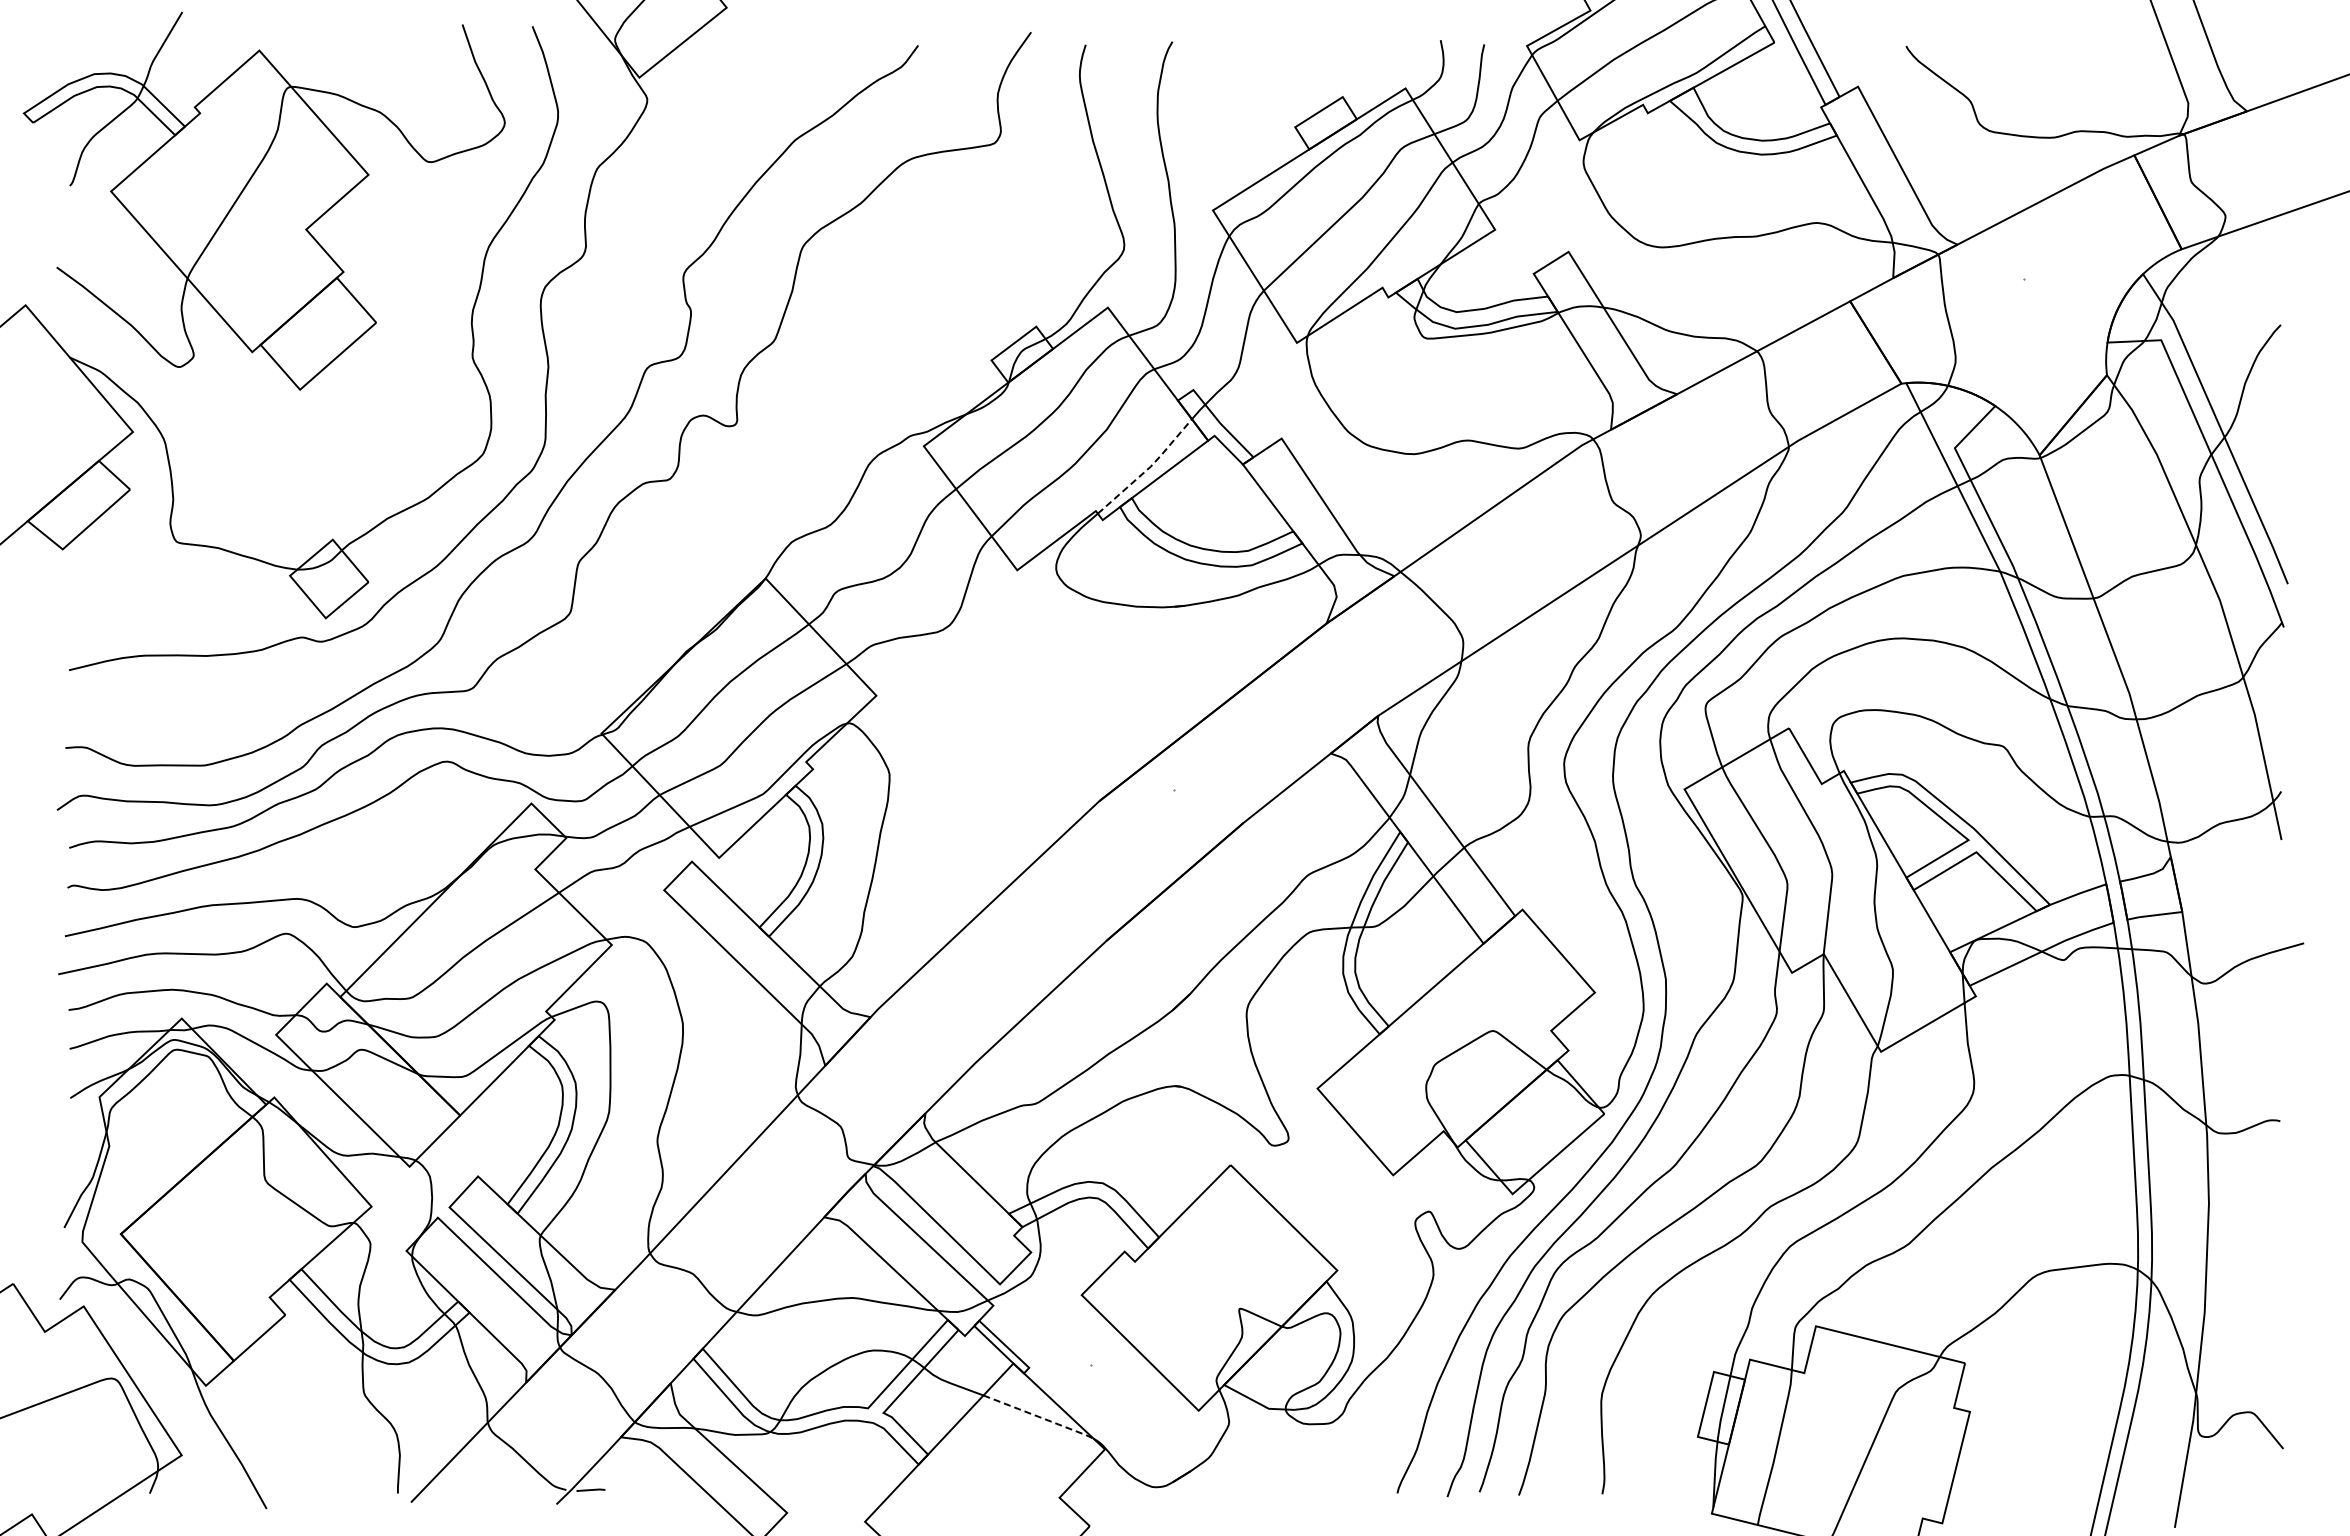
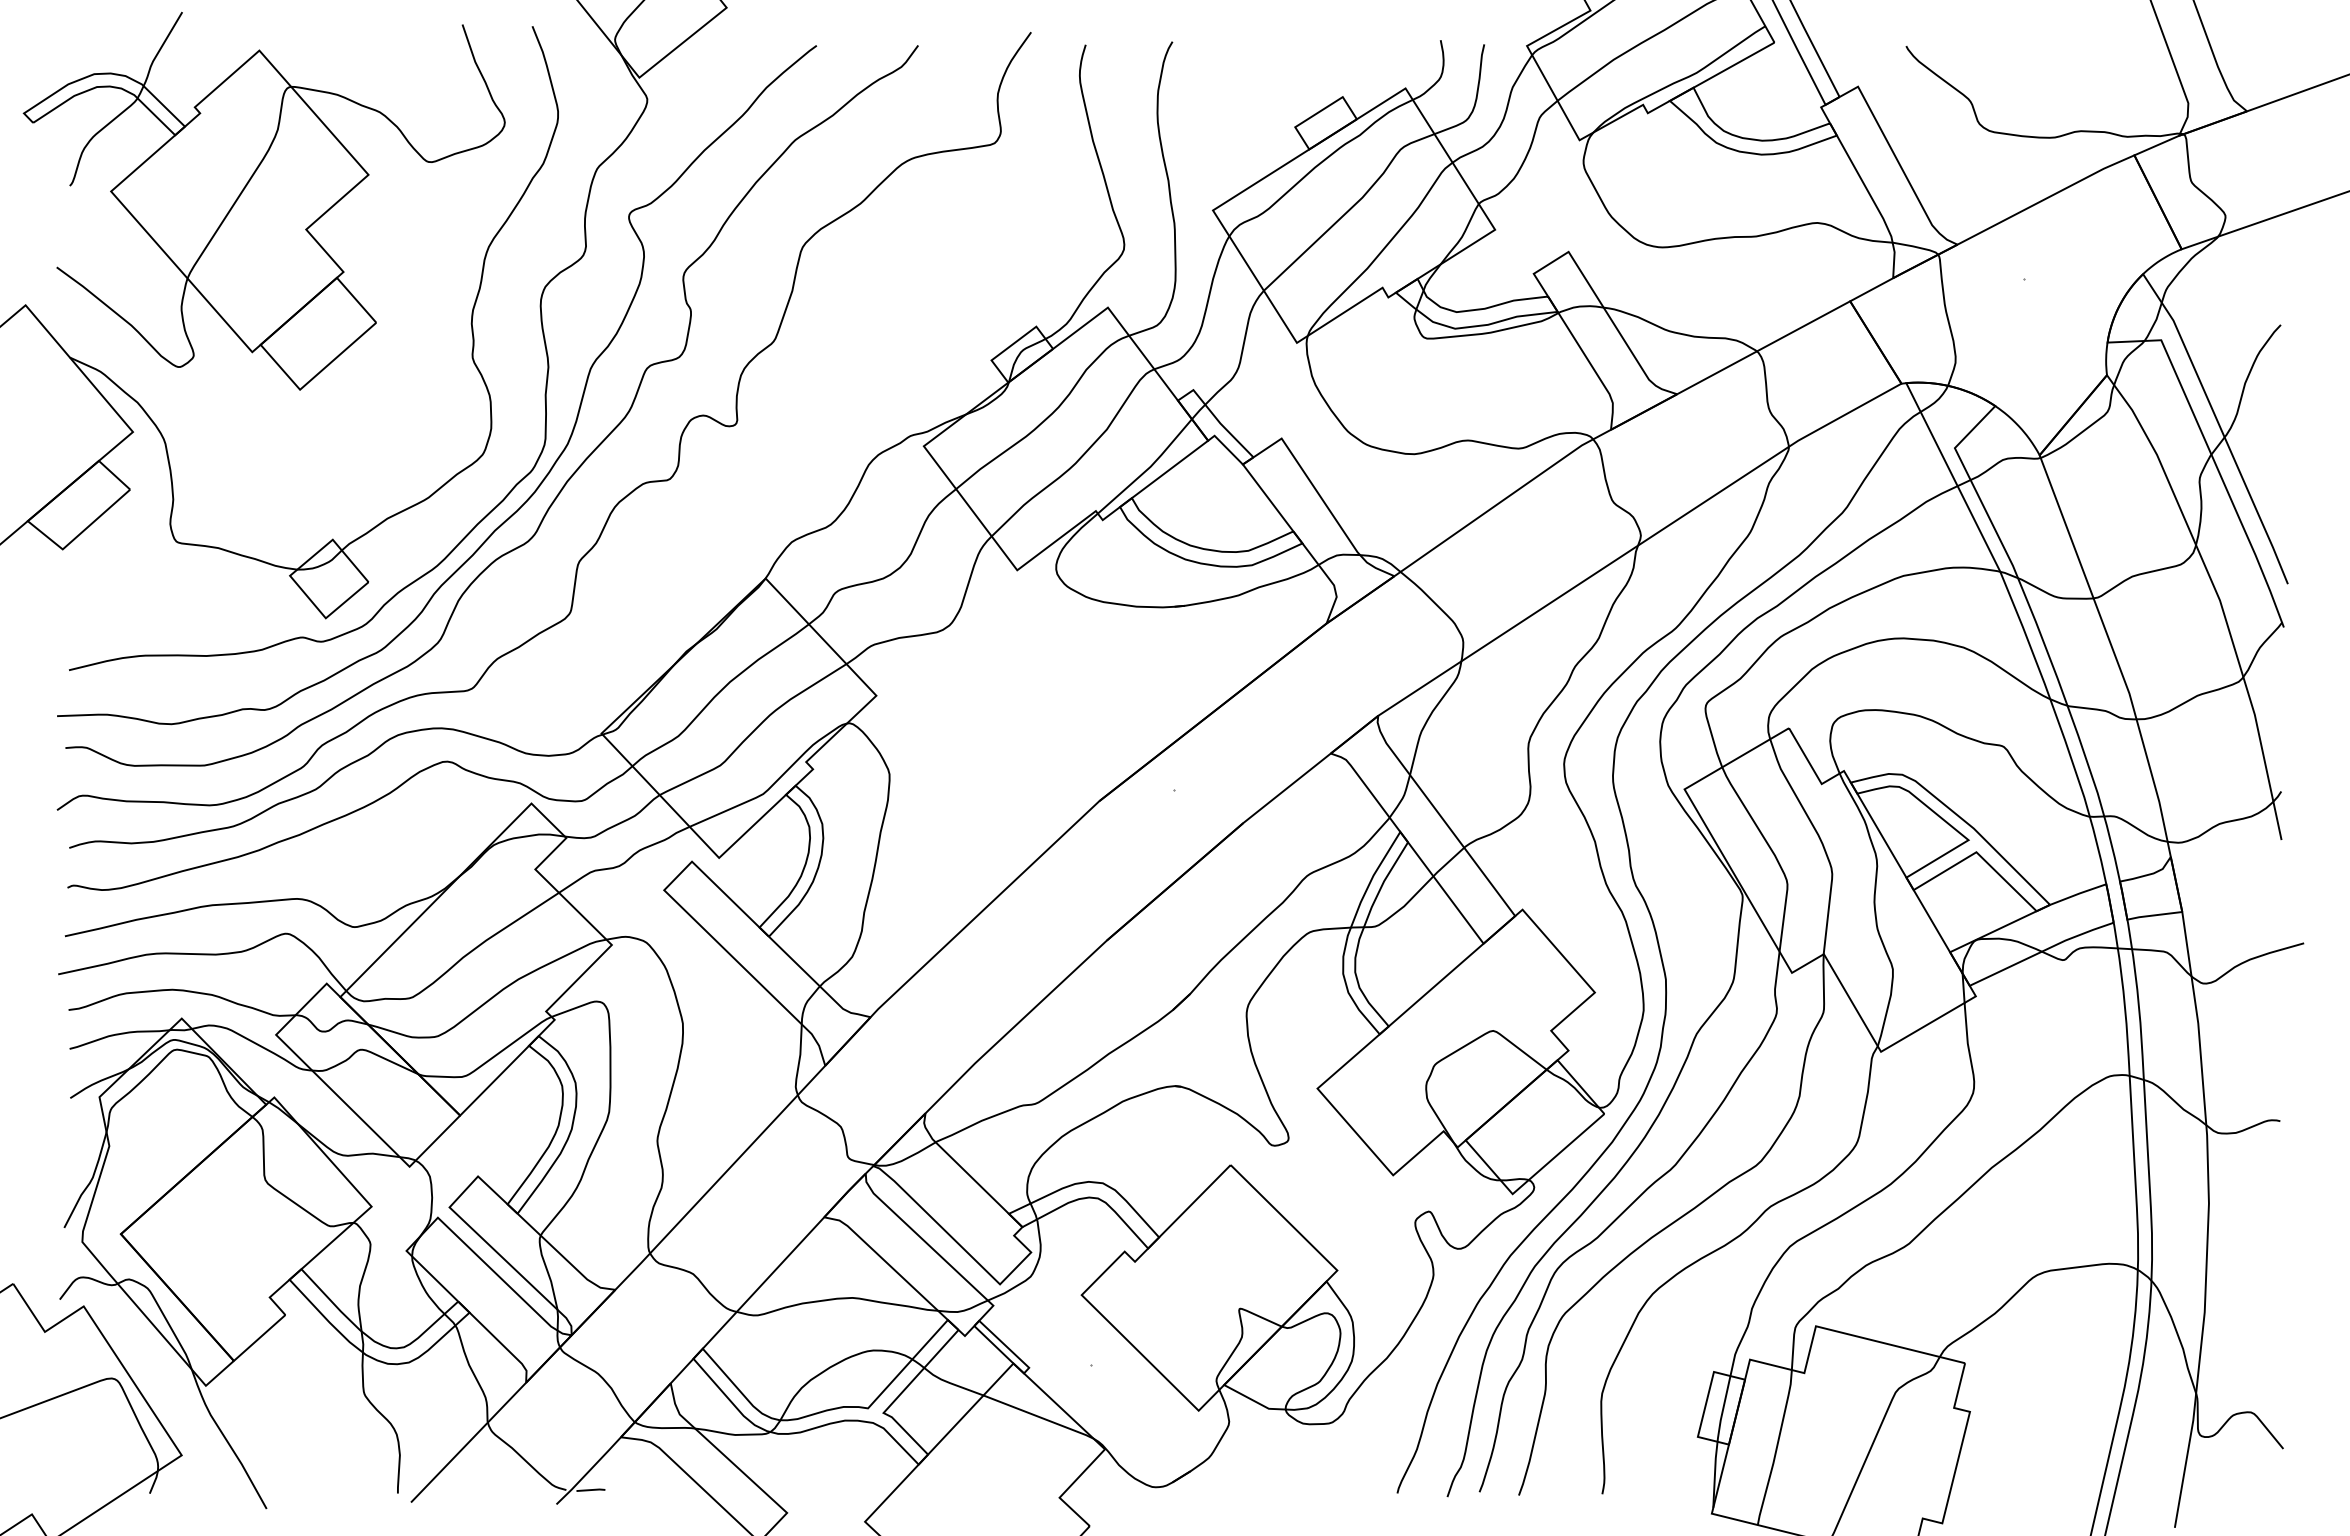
curve: none -> present (553, 463)
line: dashed -> solid (1149, 468)
line: dashed -> solid (1039, 1417)
